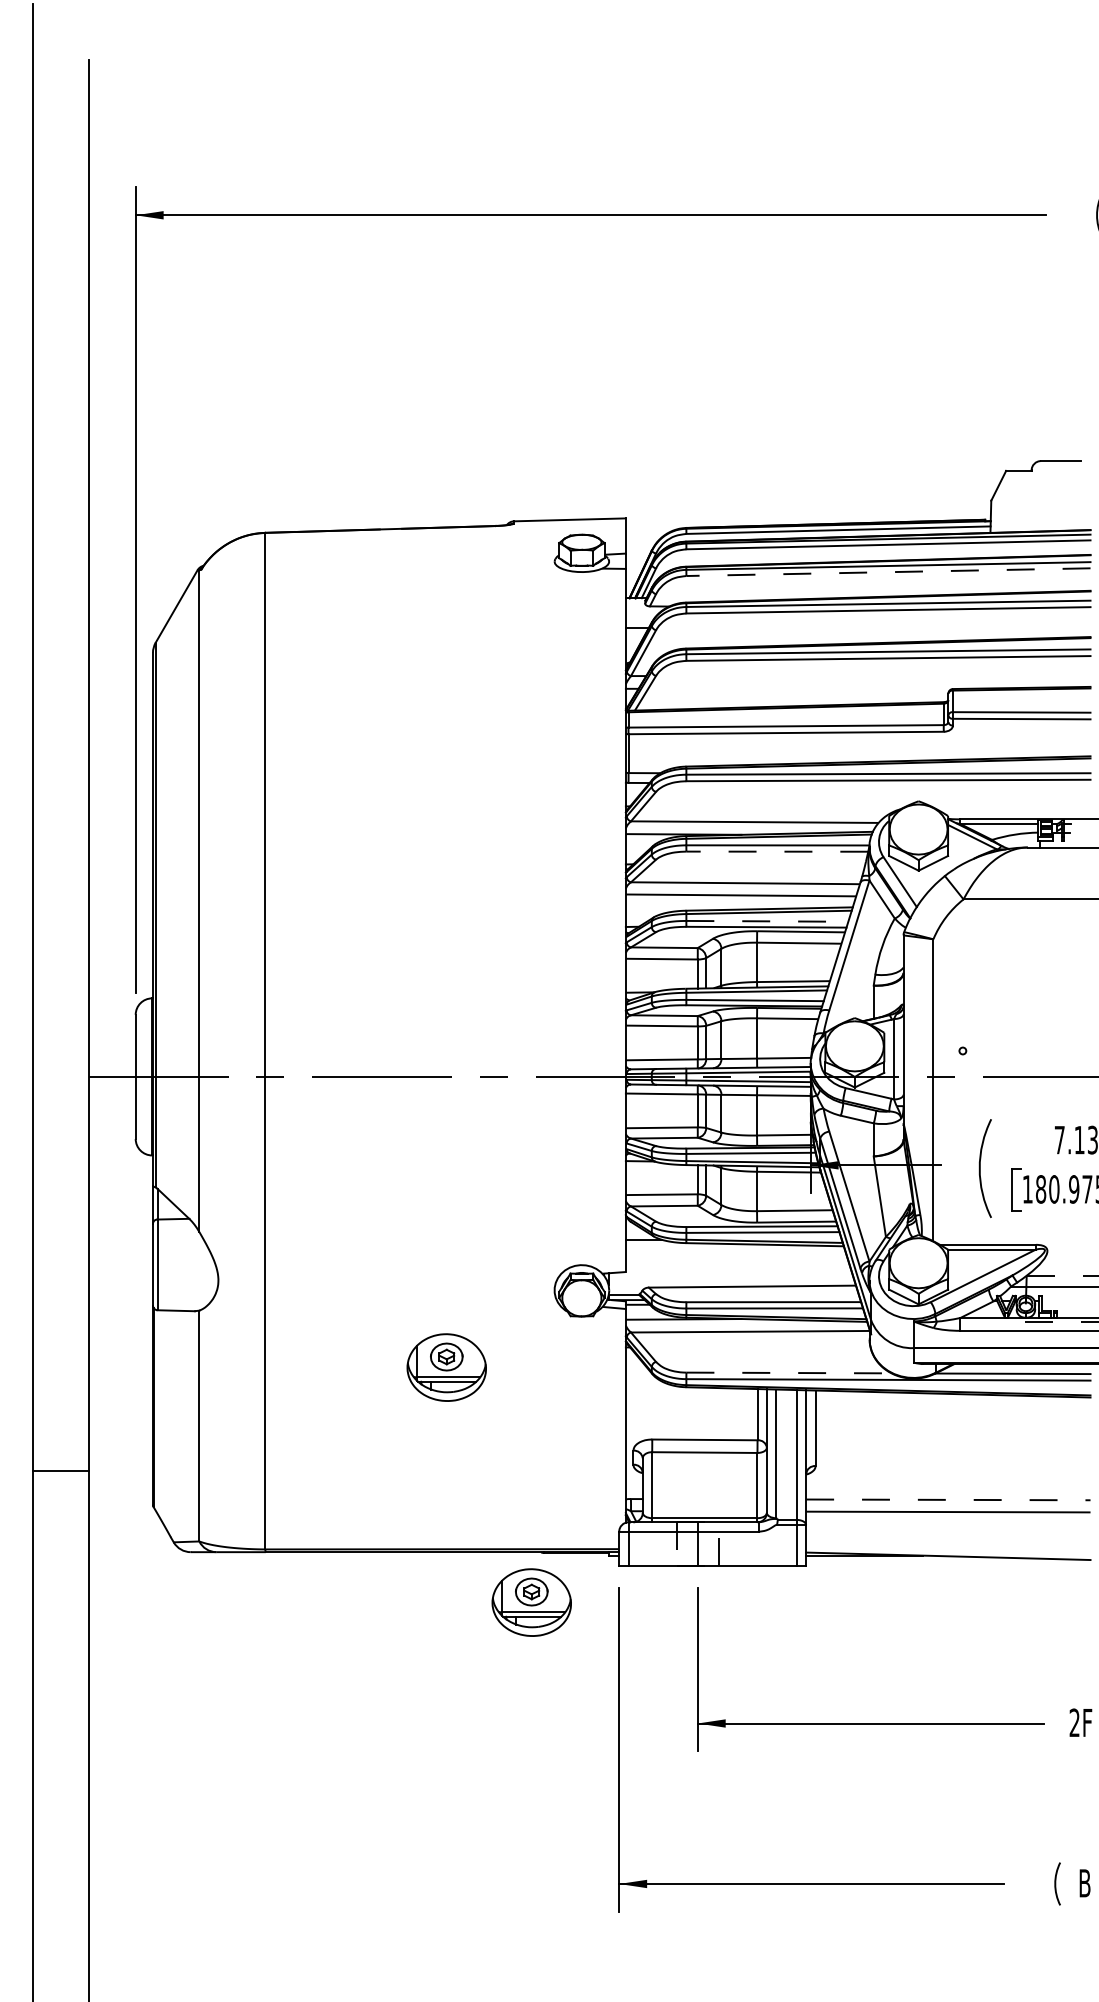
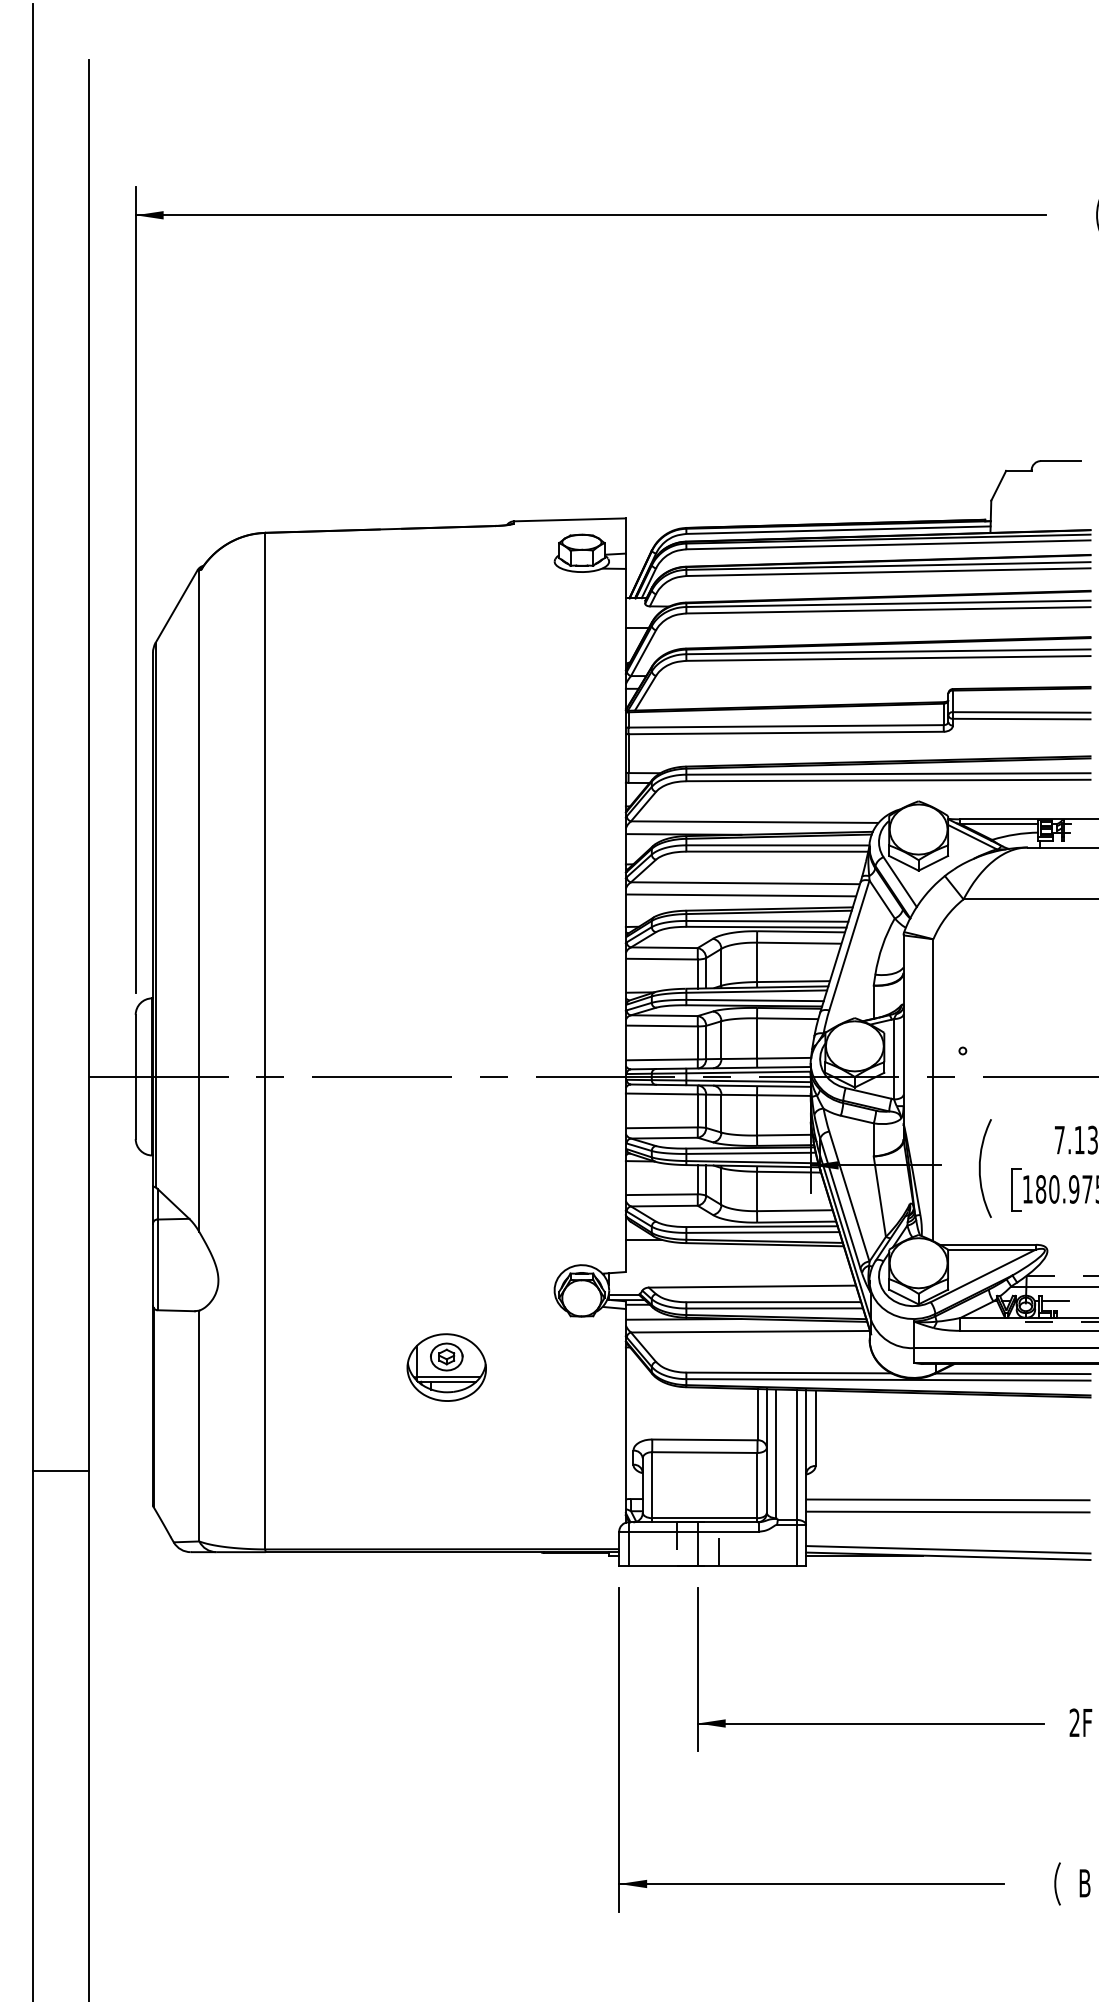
line: dashed -> solid (887, 572)
line: dashed -> solid (777, 851)
line: dashed -> solid (767, 921)
line: none -> present (1055, 1301)
line: dashed -> solid (789, 1372)
line: dashed -> solid (948, 1499)
line: none -> present (948, 1549)
part: present -> none (531, 1602)
